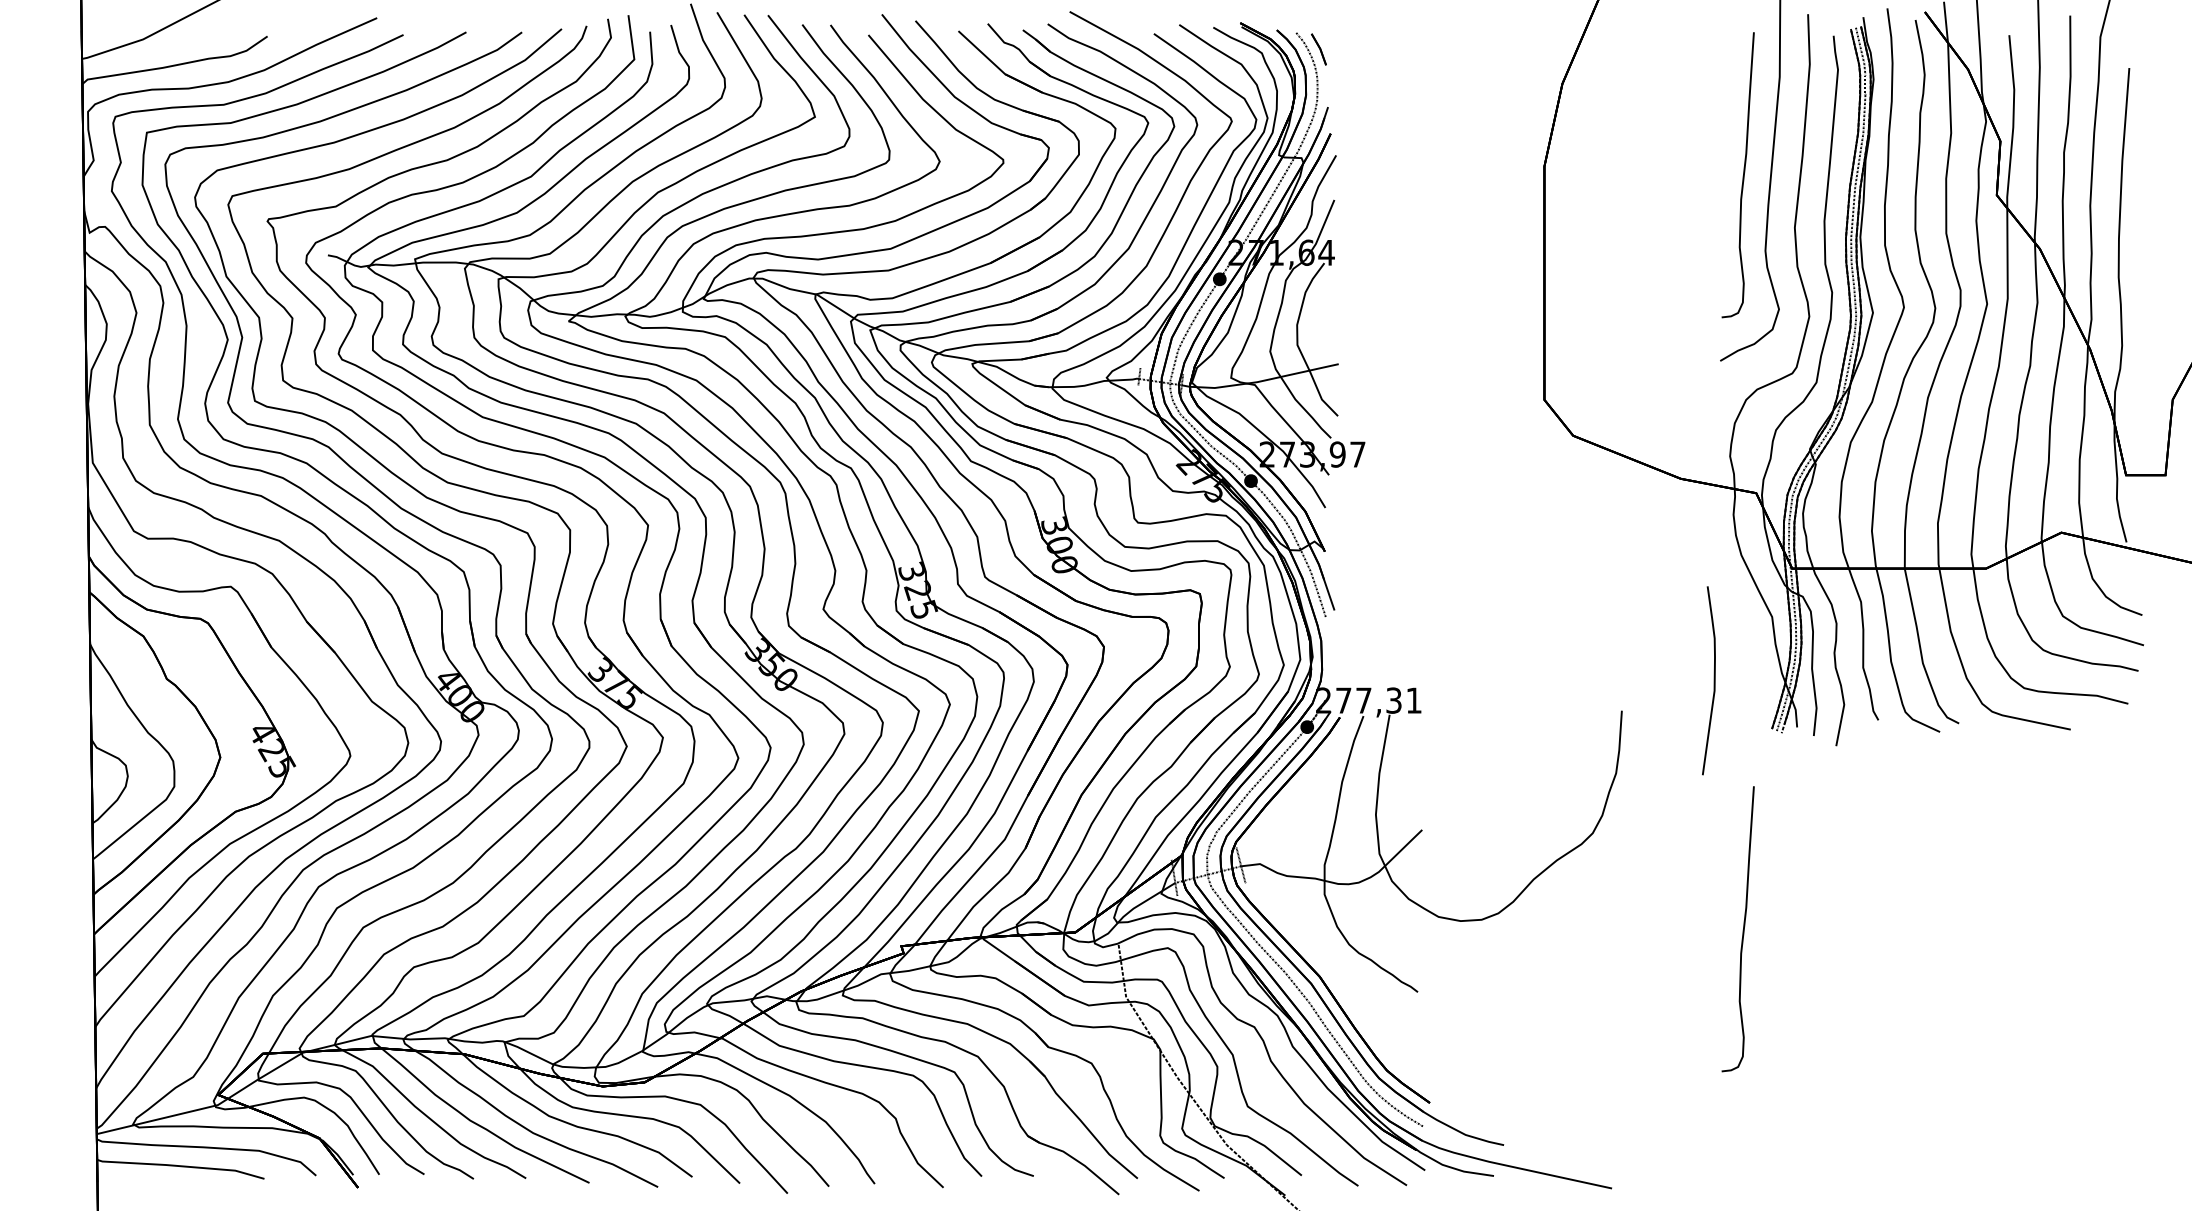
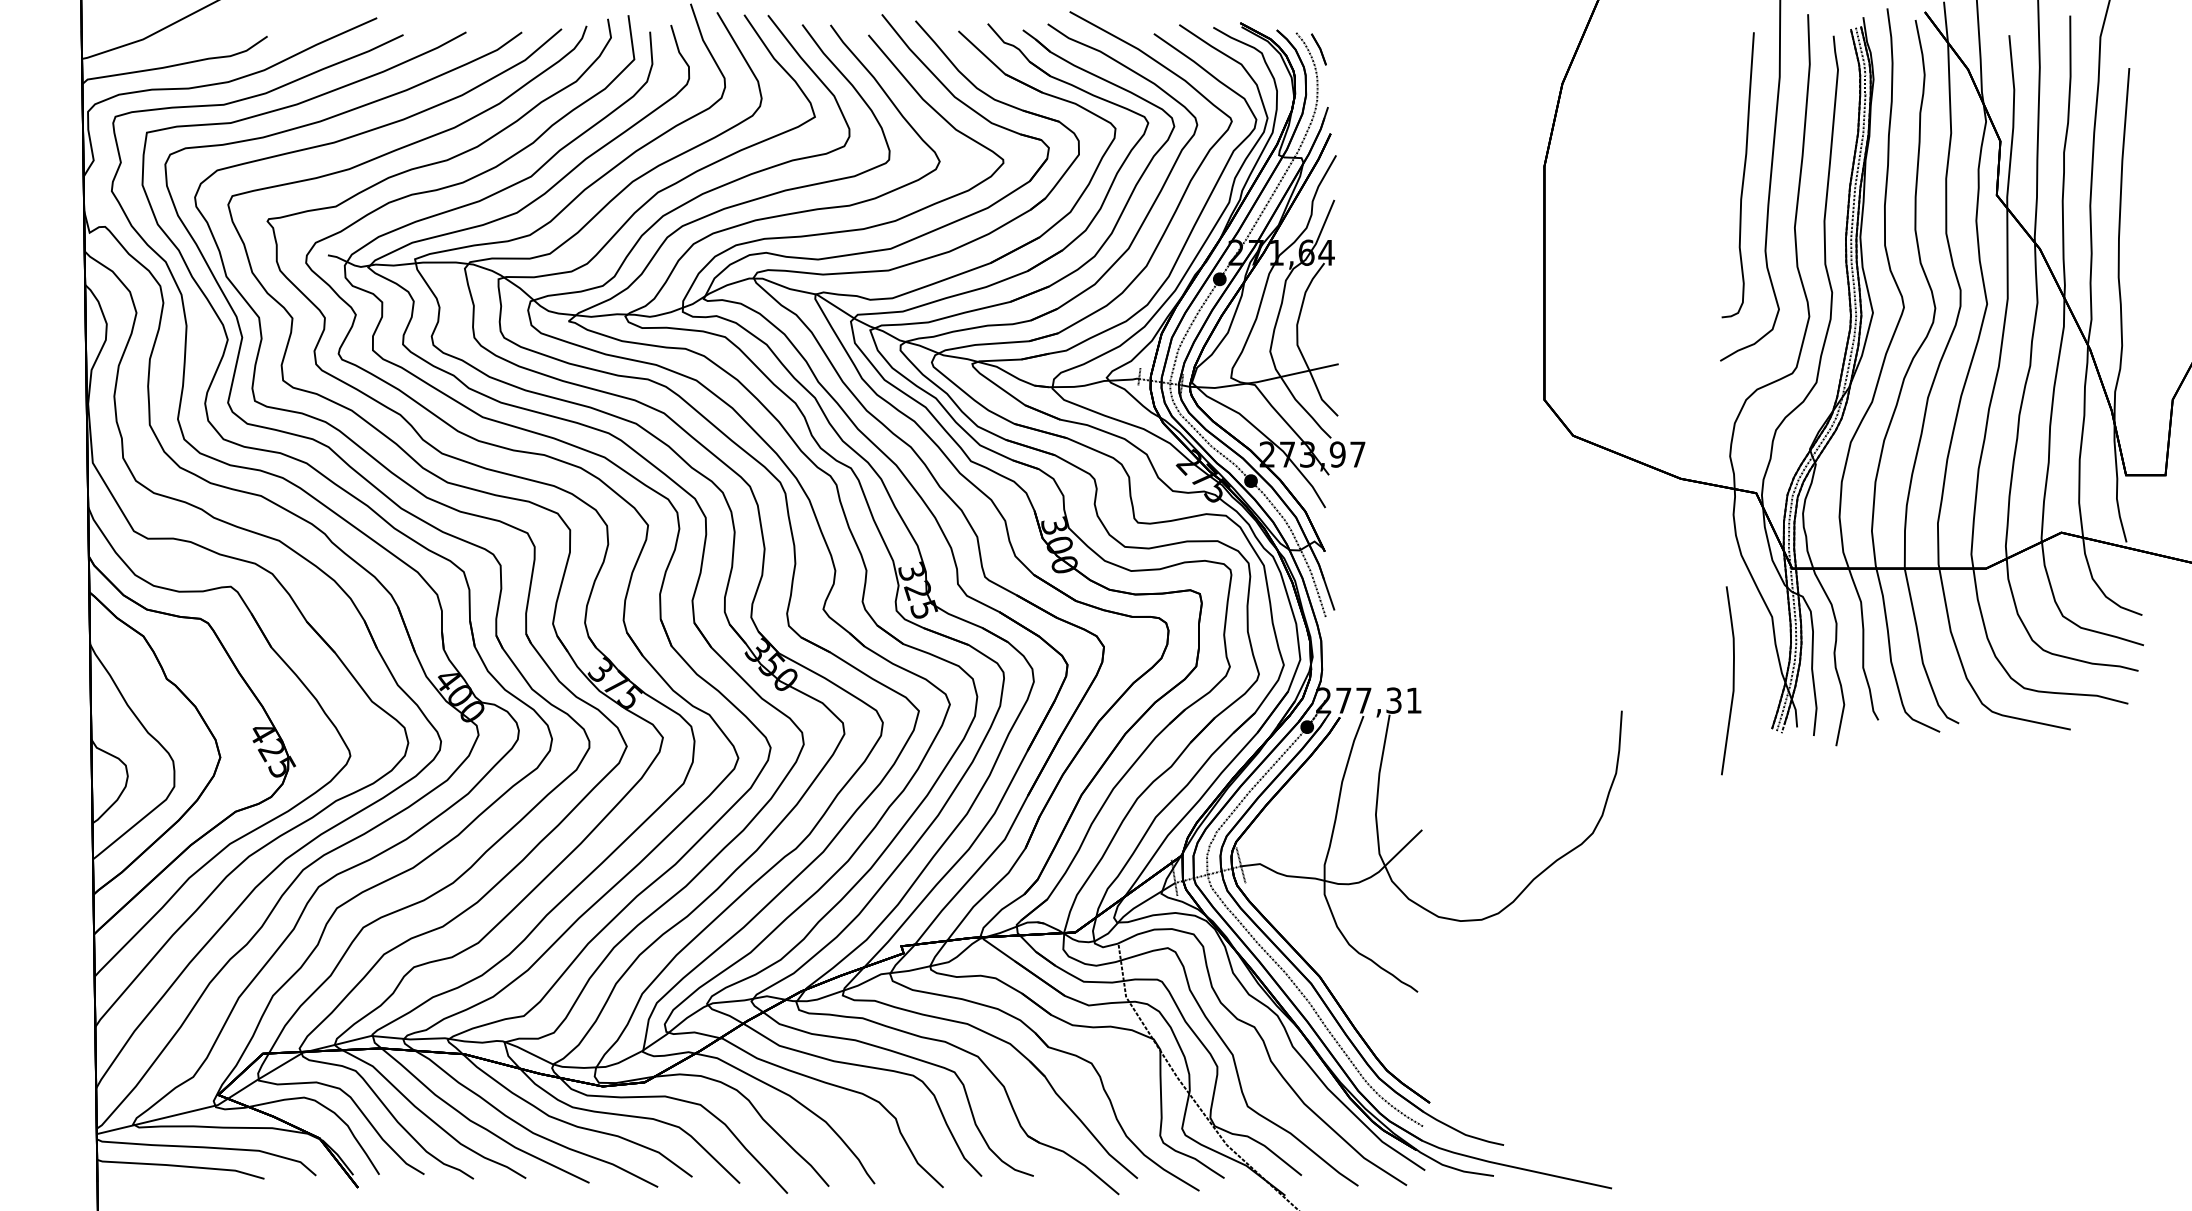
curve position: (1713, 680) -> (1732, 680) (1732, 680)
curve: present -> none (1742, 930)
